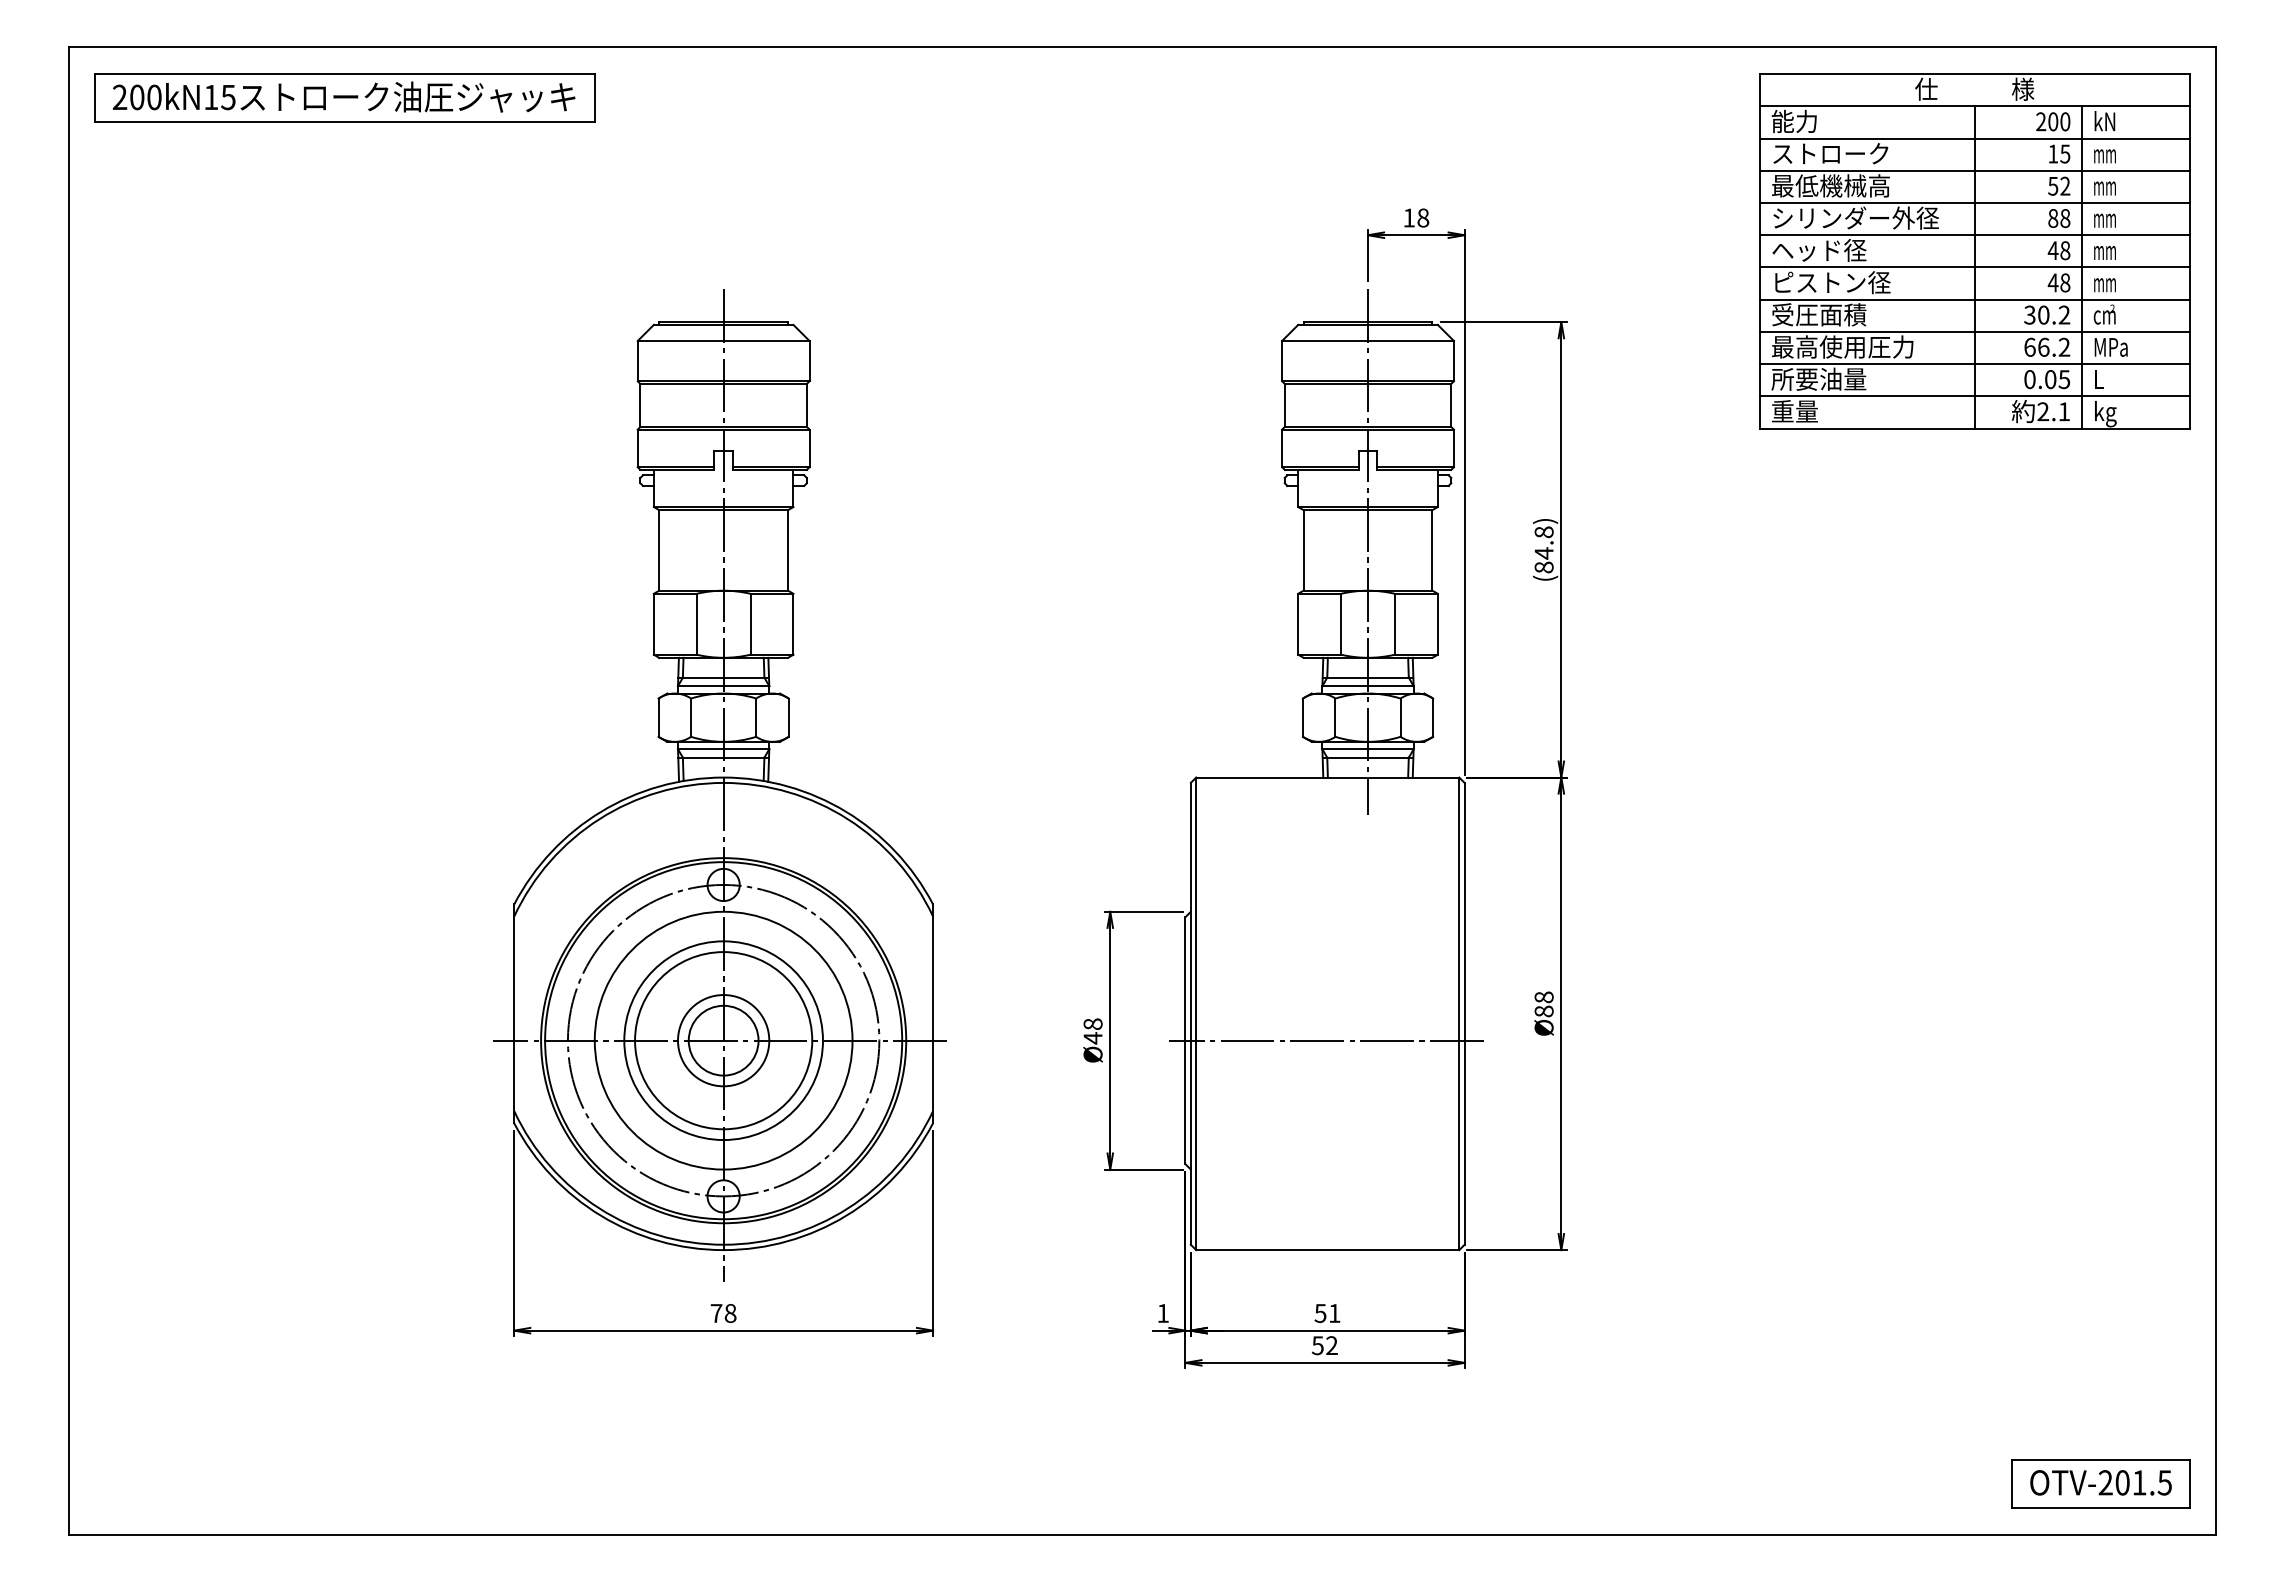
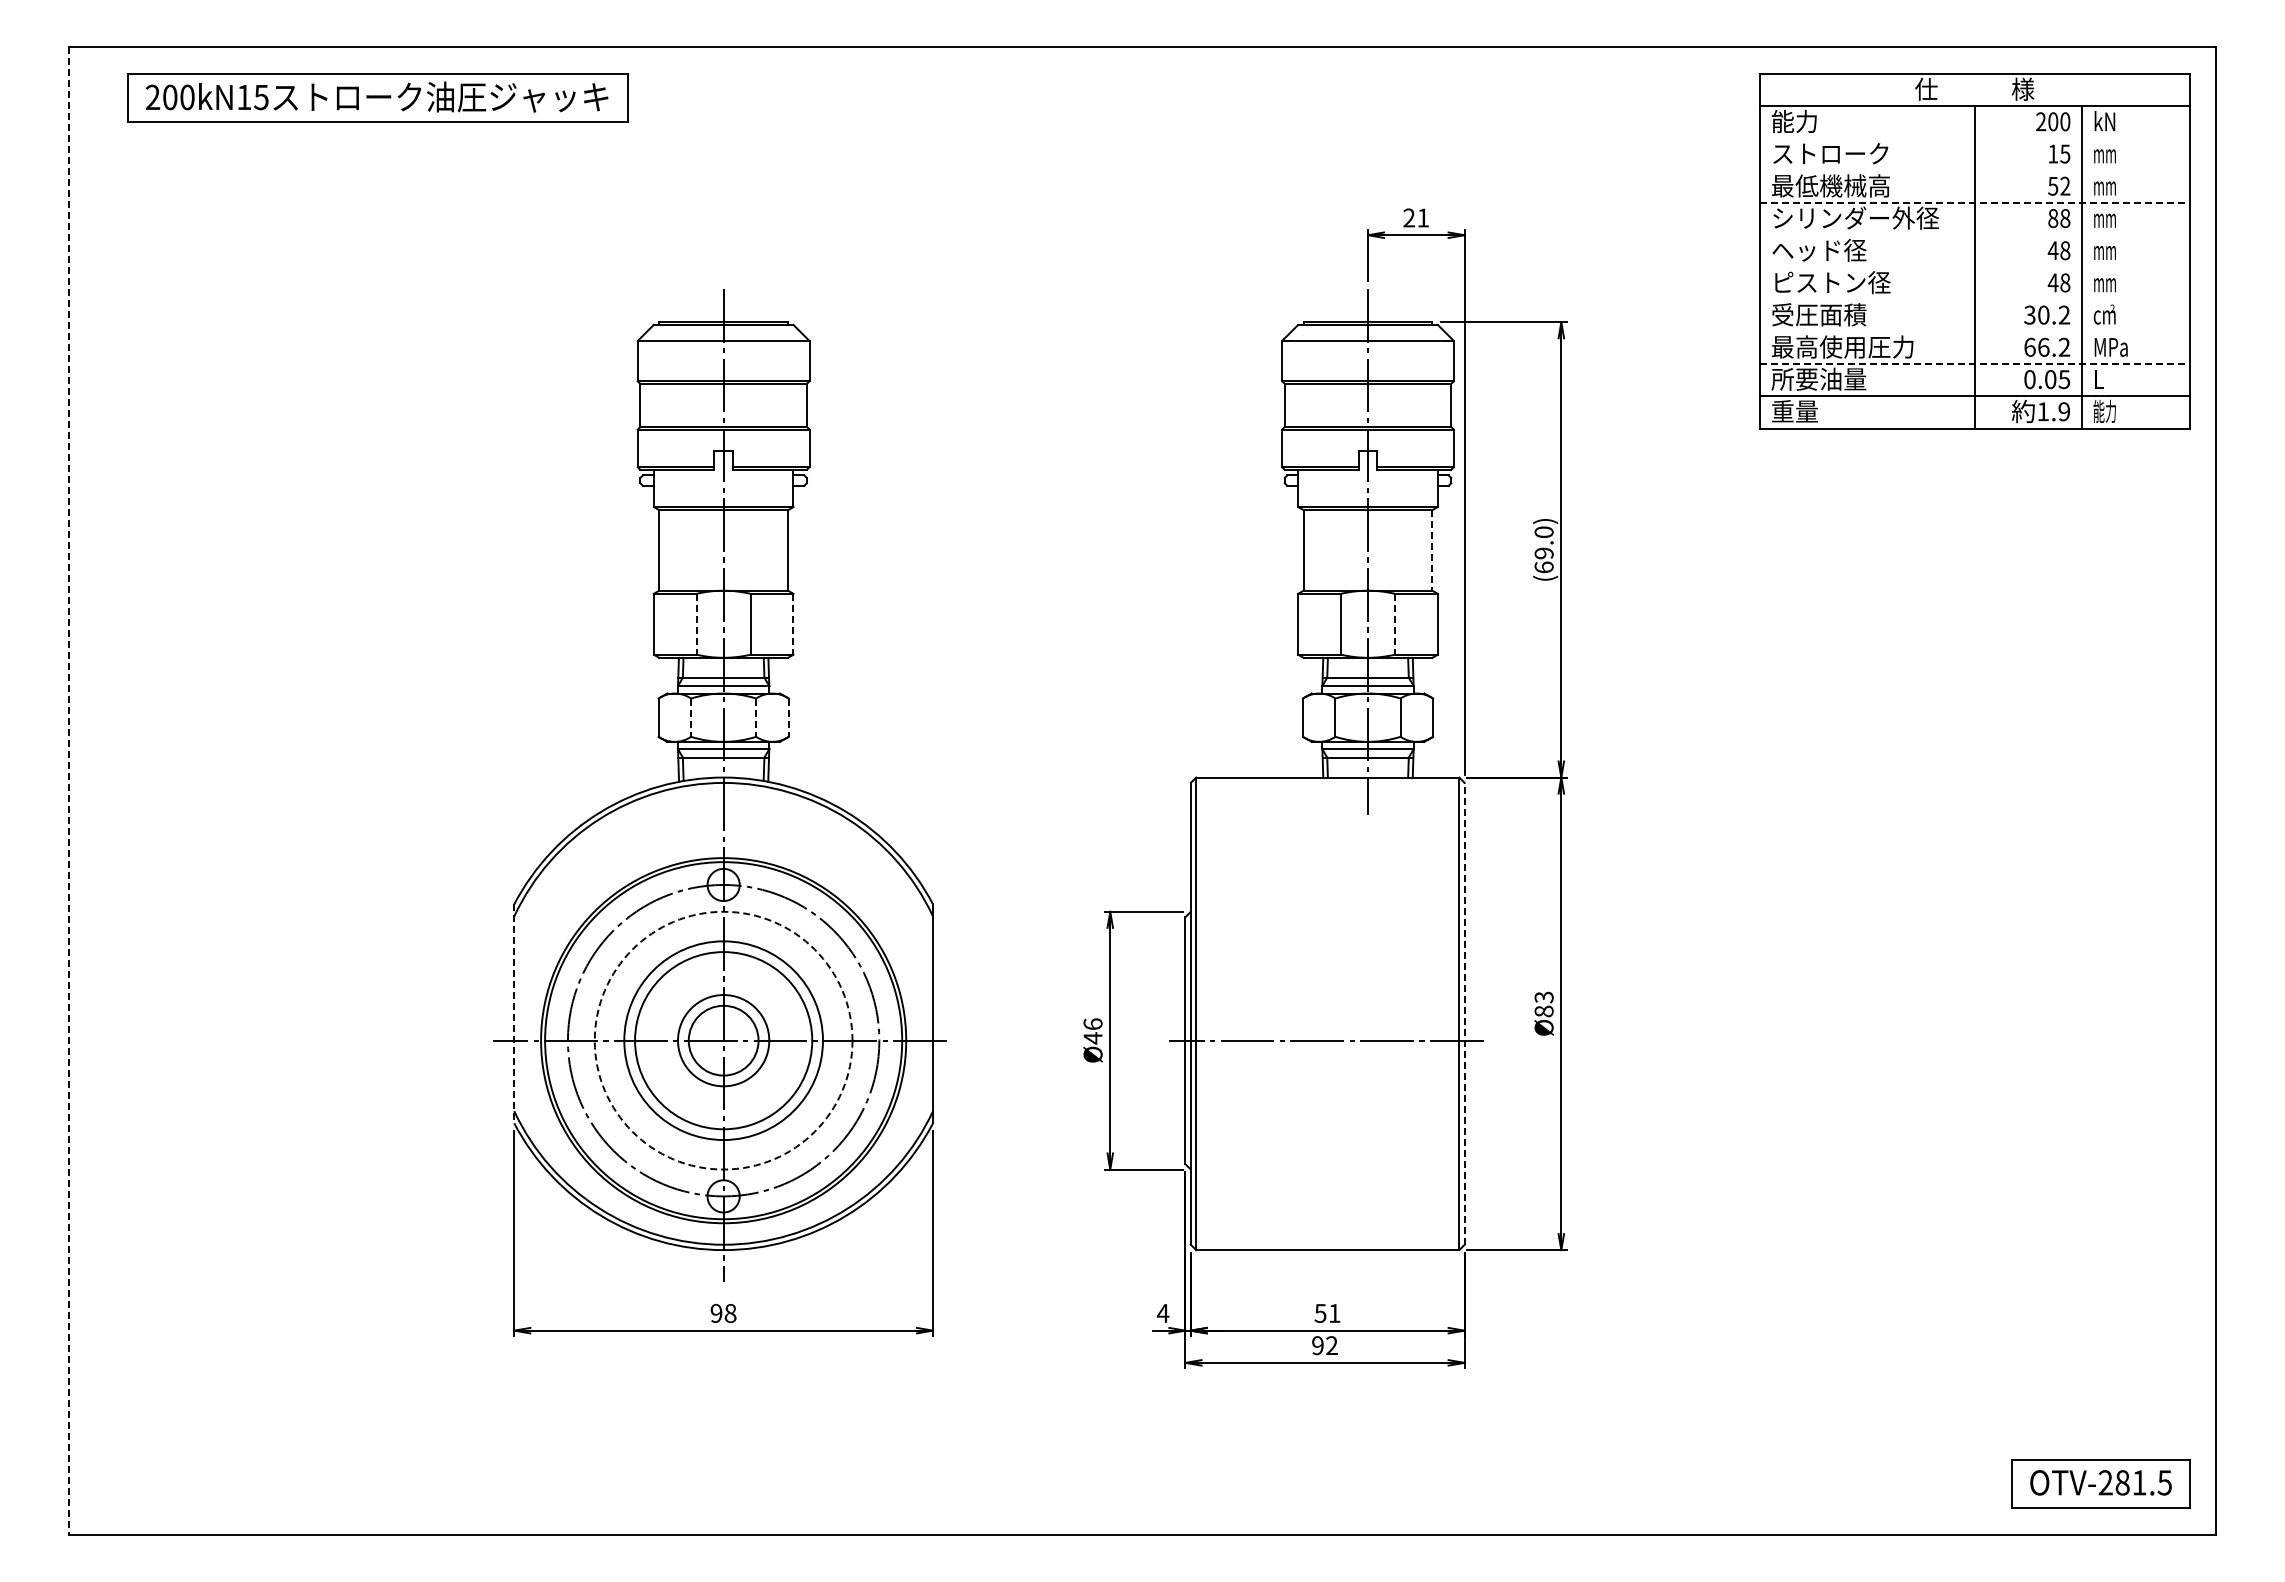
part position: (344, 97) -> (377, 97) (377, 97)
line: present -> none (1974, 138)
line: present -> none (1974, 170)
line: solid -> dashed (1974, 203)
text: 18 -> 21 (1416, 217)
line: present -> none (1974, 235)
line: present -> none (1974, 267)
line: present -> none (1974, 299)
line: present -> none (1974, 331)
line: solid -> dashed (1974, 364)
text: 2.1 -> 1.9 (2053, 411)
text: kg -> 能力 (2104, 413)
text: (84.8) -> (69.0) (1543, 549)
line: solid -> dashed (1432, 550)
line: solid -> dashed (696, 624)
line: solid -> dashed (793, 624)
line: solid -> dashed (1394, 624)
line: solid -> dashed (691, 718)
line: solid -> dashed (756, 718)
line: solid -> dashed (788, 718)
line: solid -> dashed (68, 791)
text: Ø88 -> Ø83 (1543, 997)
line: solid -> dashed (1464, 1013)
line: solid -> dashed (514, 1014)
text: Ø48 -> Ø46 (1092, 1023)
circle: solid -> dashed (723, 1040)
text: 78 -> 98 (716, 1312)
text: 1 -> 4 (1162, 1313)
text: 52 -> 92 (1317, 1345)
text: OTV-201.5 -> OTV-281.5 (2122, 1482)
